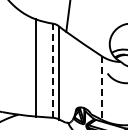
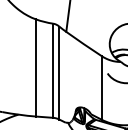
line: dashed -> solid (53, 70)
line: dashed -> solid (101, 87)
